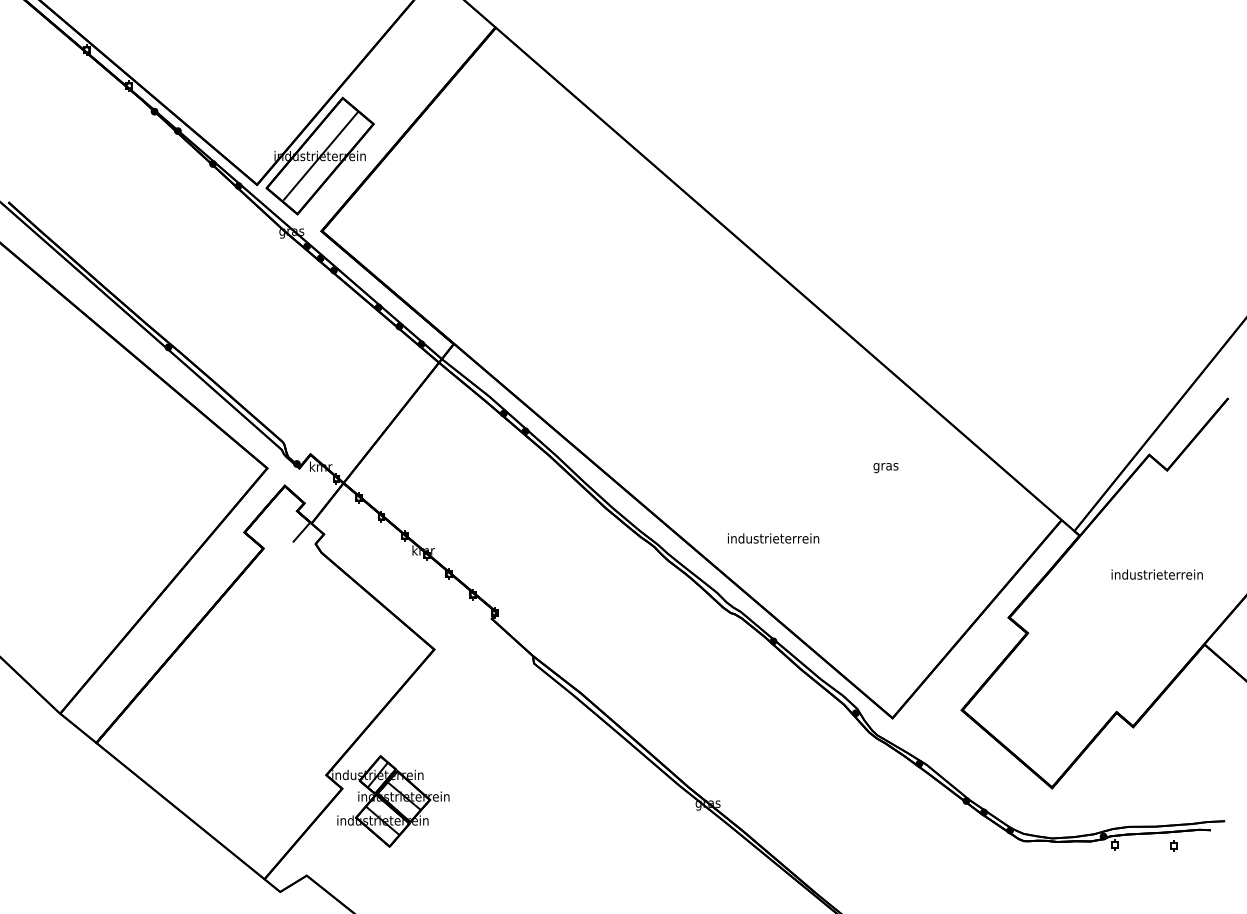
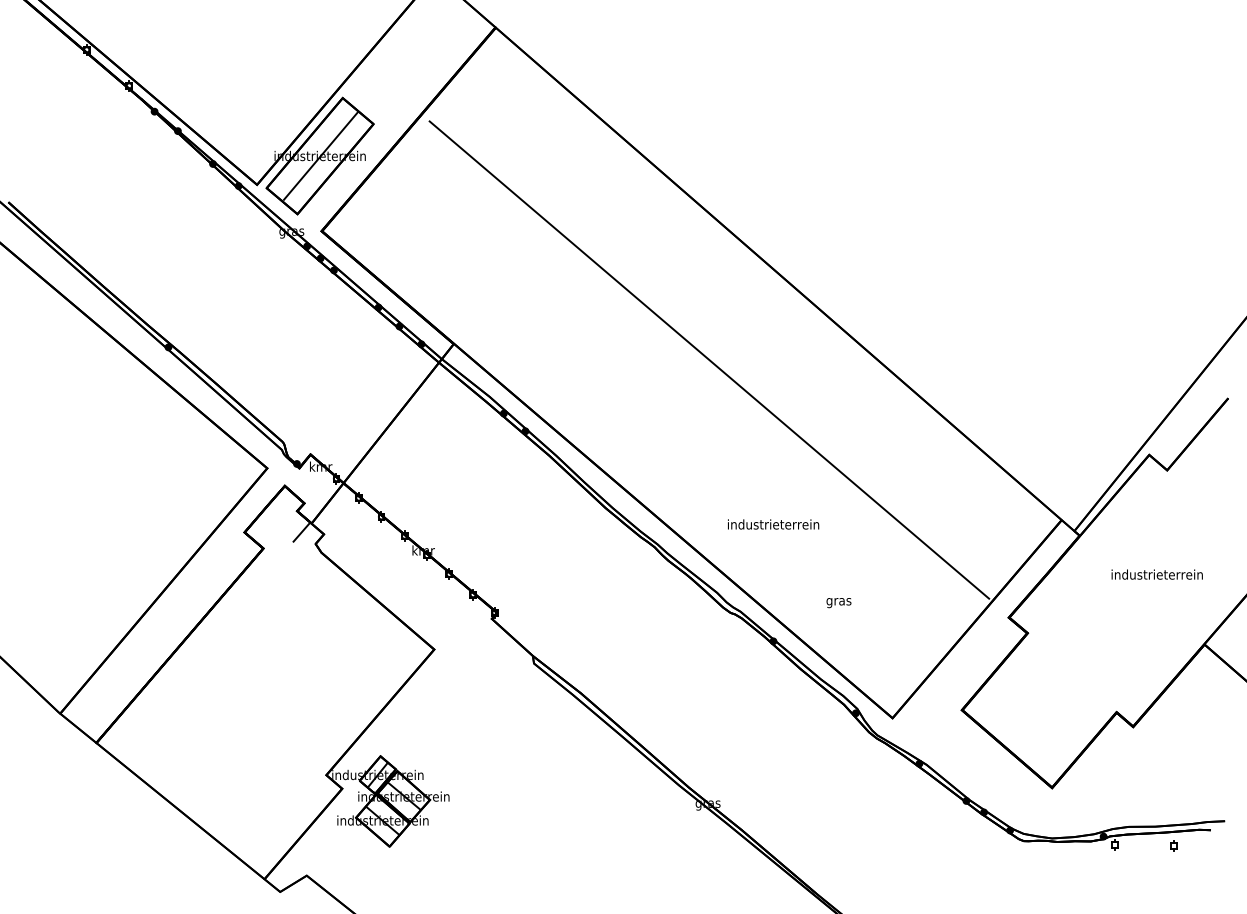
line: none -> present (709, 359)
text position: (885, 468) -> (838, 603) (838, 603)
text position: (773, 538) -> (773, 524) (773, 524)
